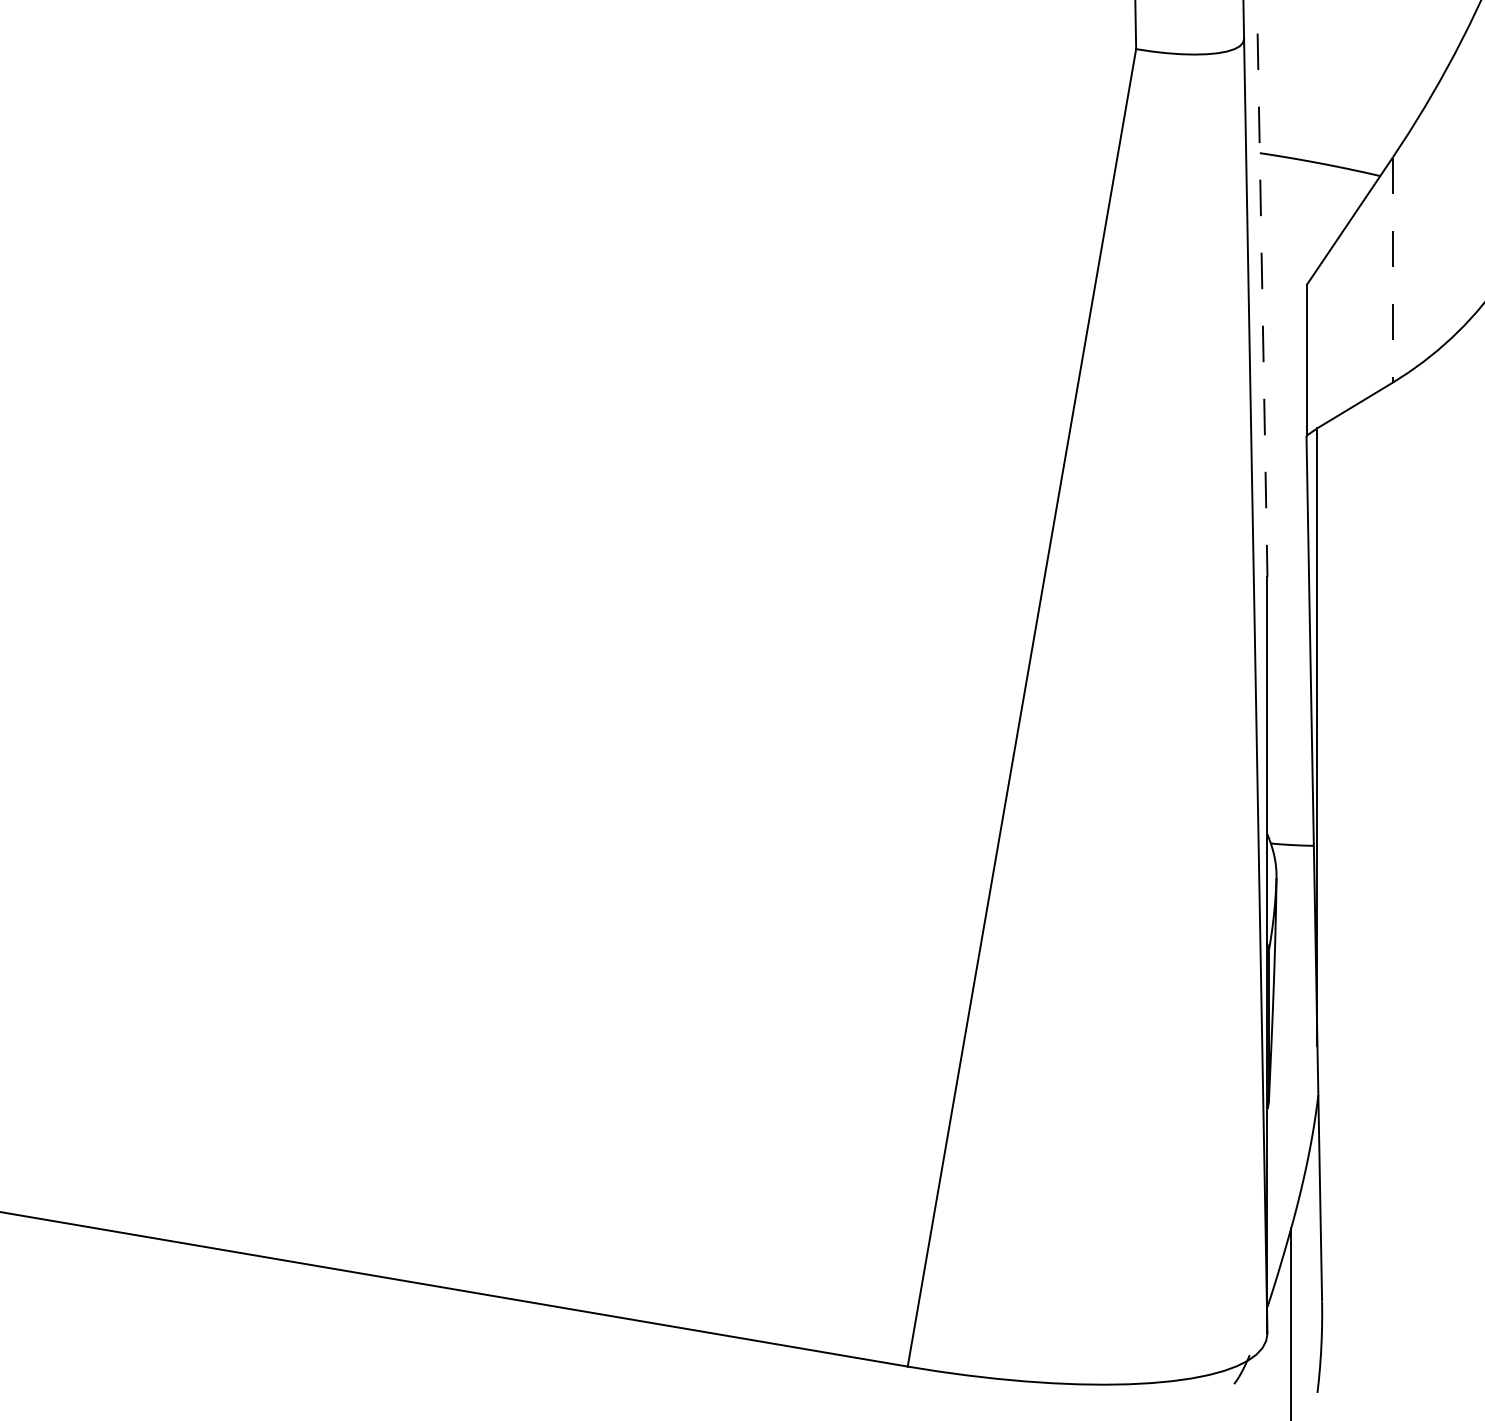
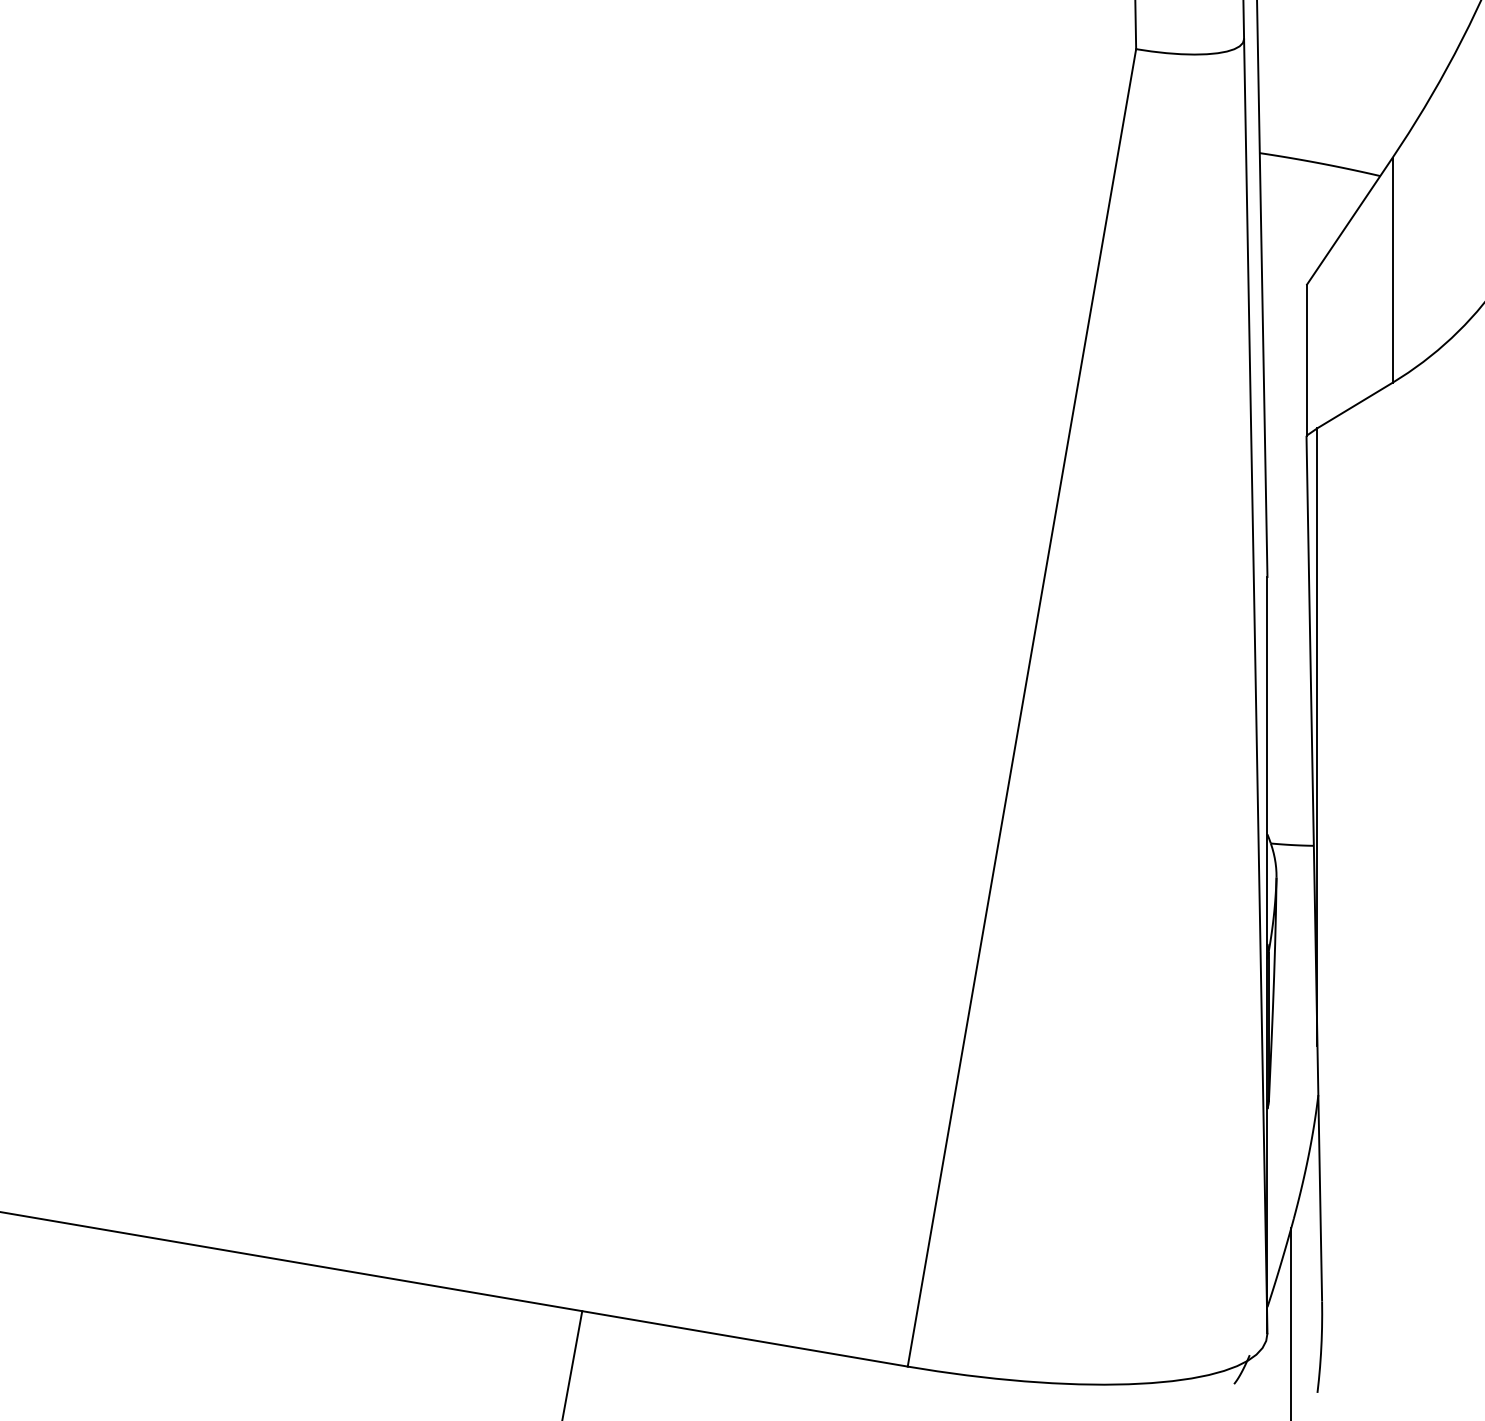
line: dashed -> solid (1392, 270)
line: dashed -> solid (1262, 289)
line: none -> present (572, 1364)
